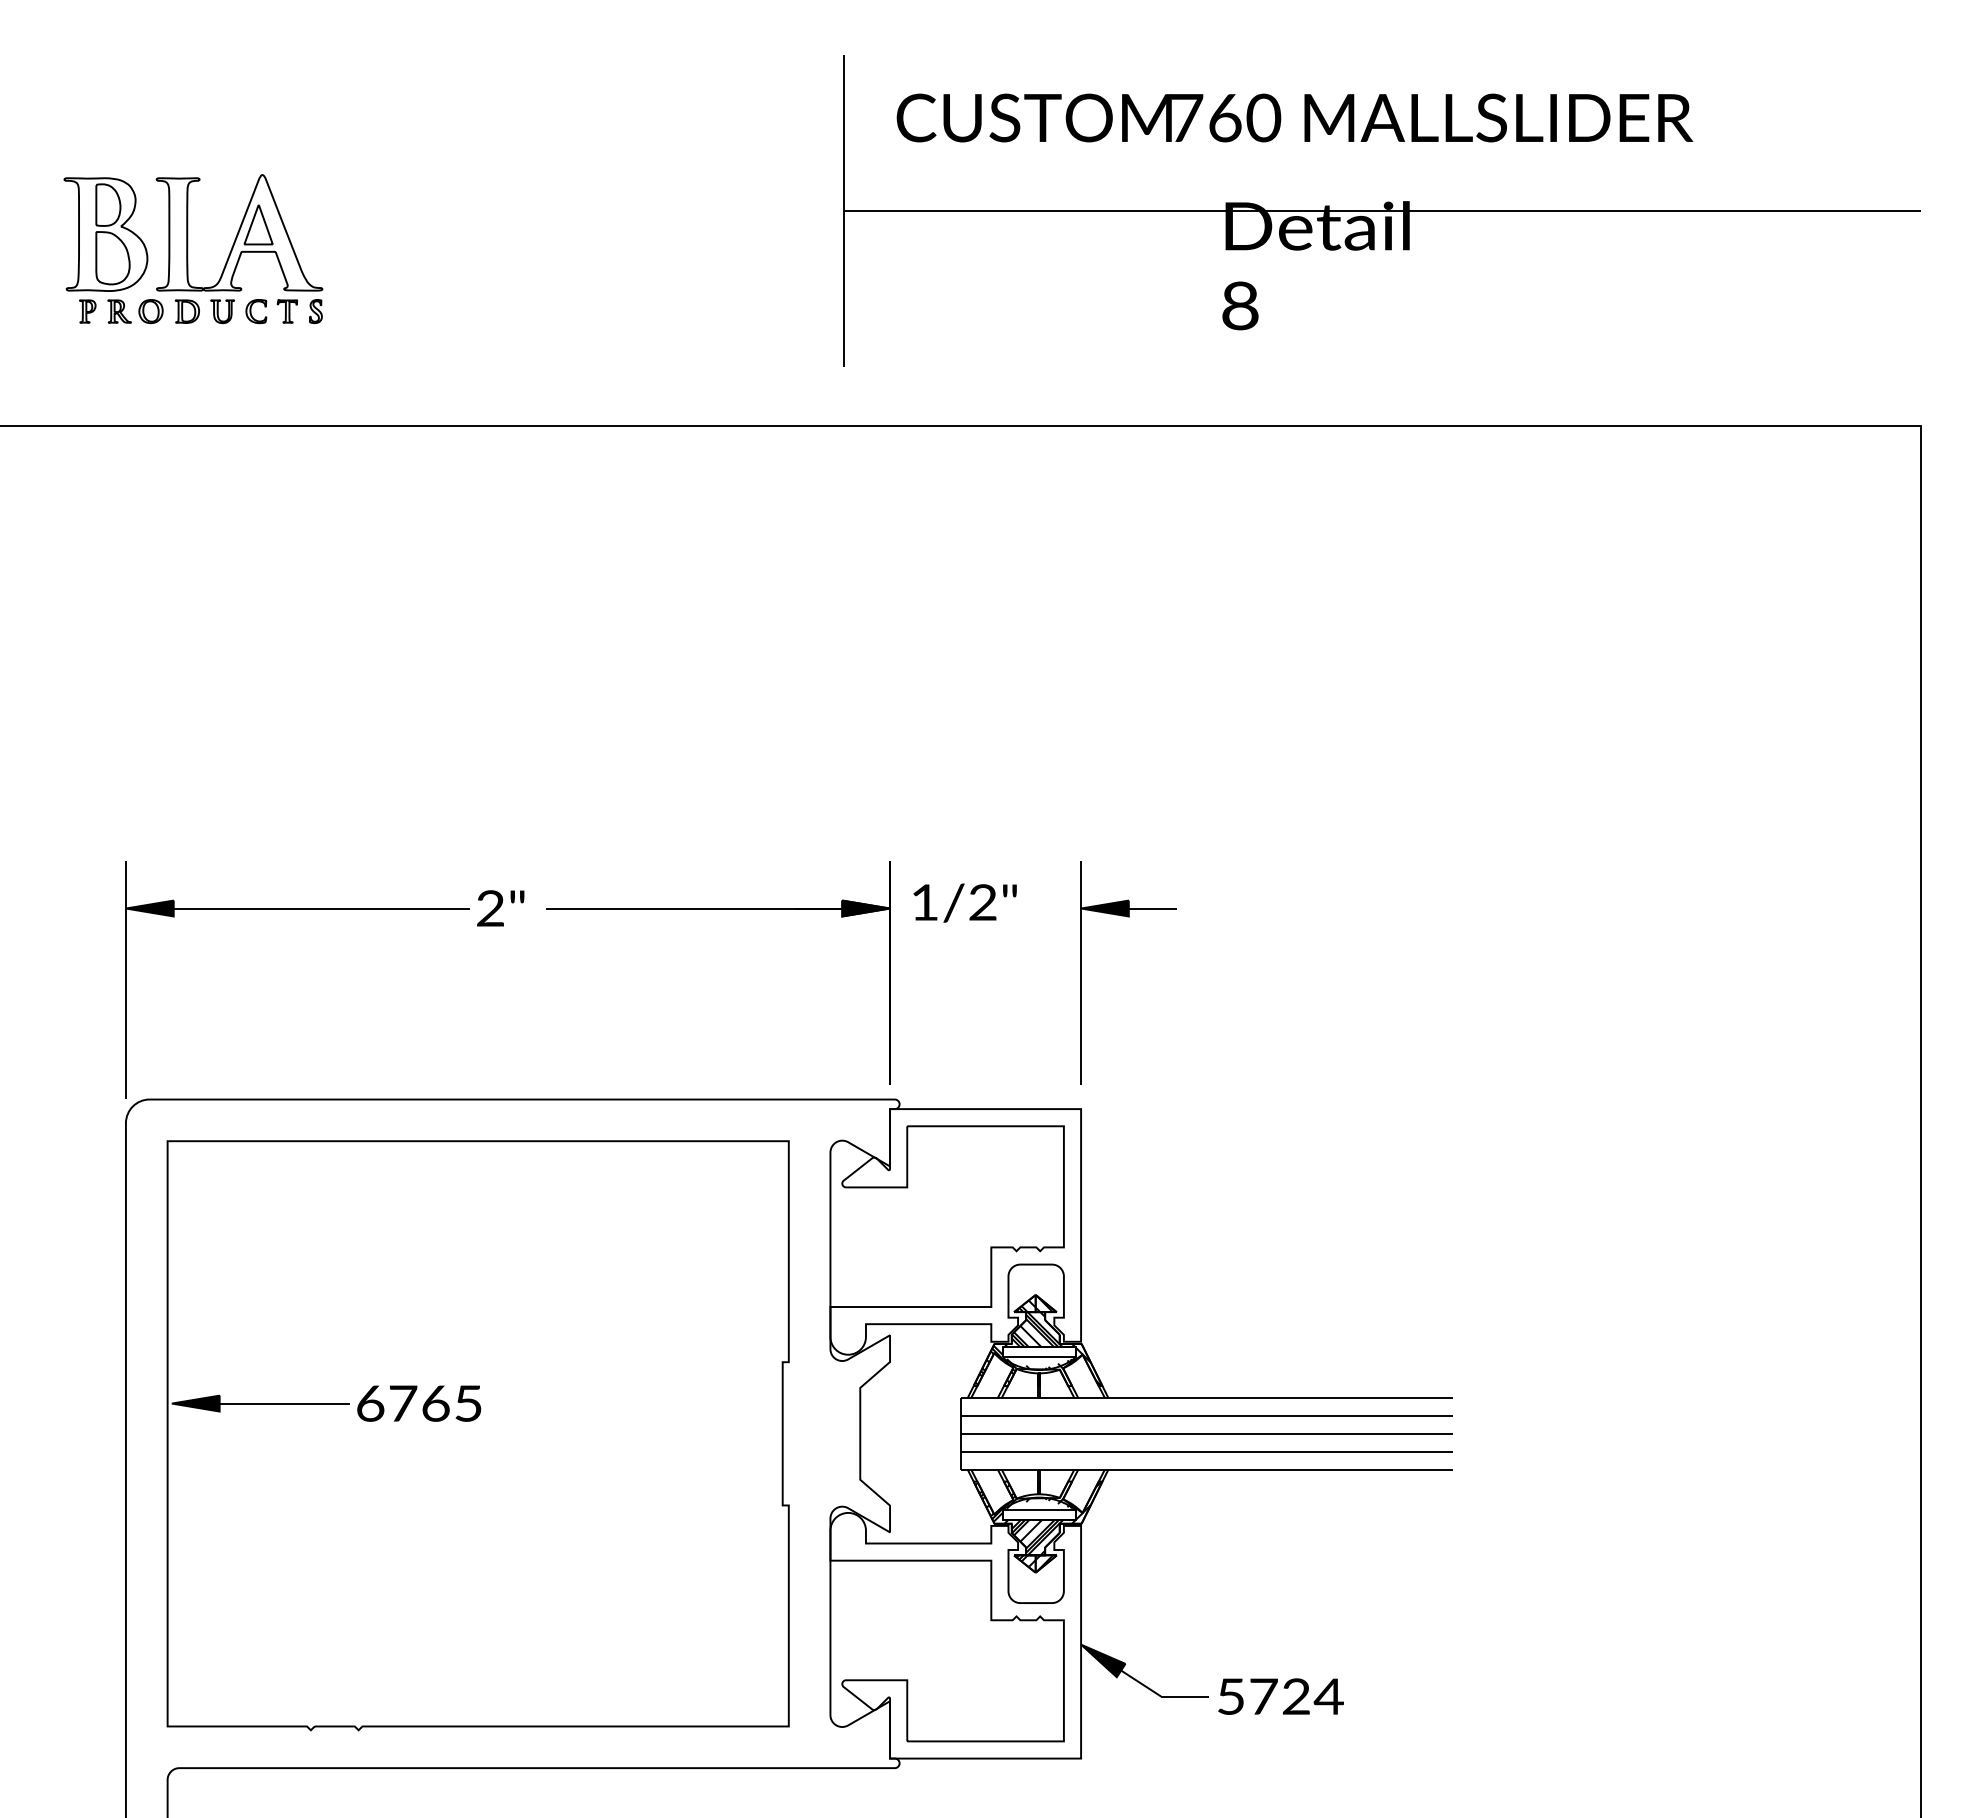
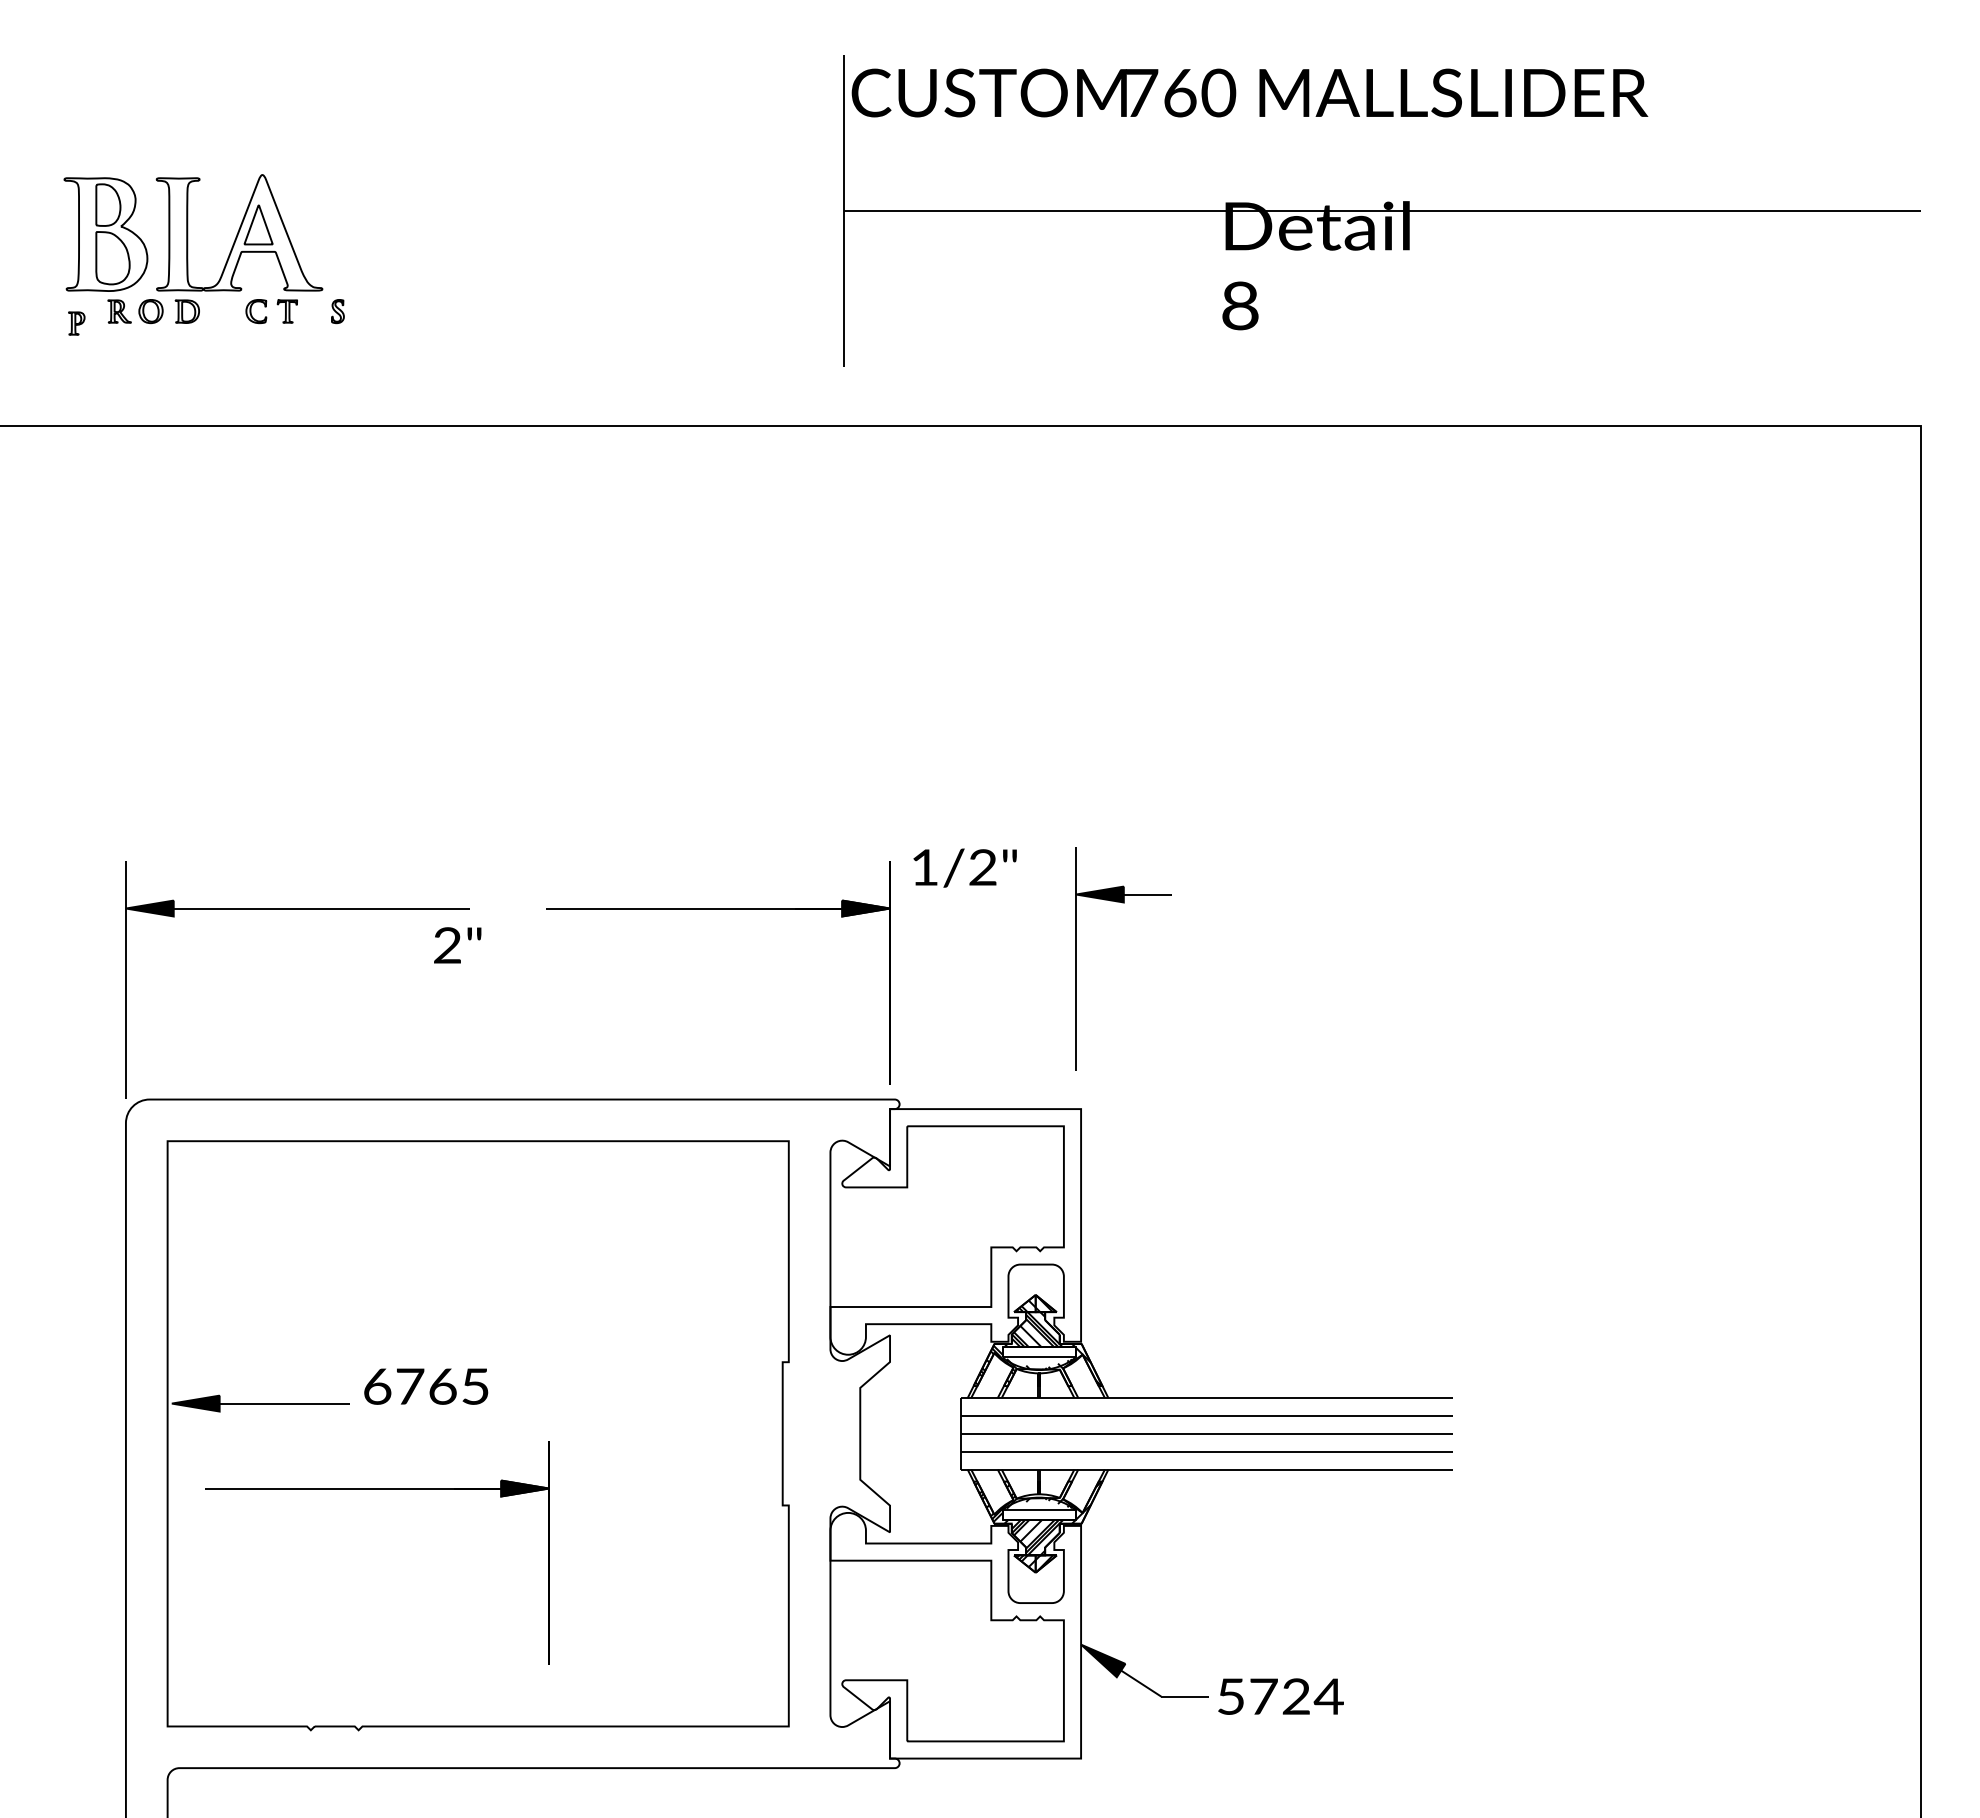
text position: (1294, 117) -> (1249, 92) (1249, 92)
part position: (87, 311) -> (76, 323) (76, 323)
part: present -> none (222, 311)
part position: (315, 311) -> (337, 311) (337, 311)
text position: (964, 902) -> (964, 867) (964, 867)
text position: (500, 908) -> (457, 945) (457, 945)
part position: (1081, 972) -> (1076, 958) (1076, 958)
text position: (419, 1403) -> (426, 1386) (426, 1386)
part: none -> present (377, 1489)
